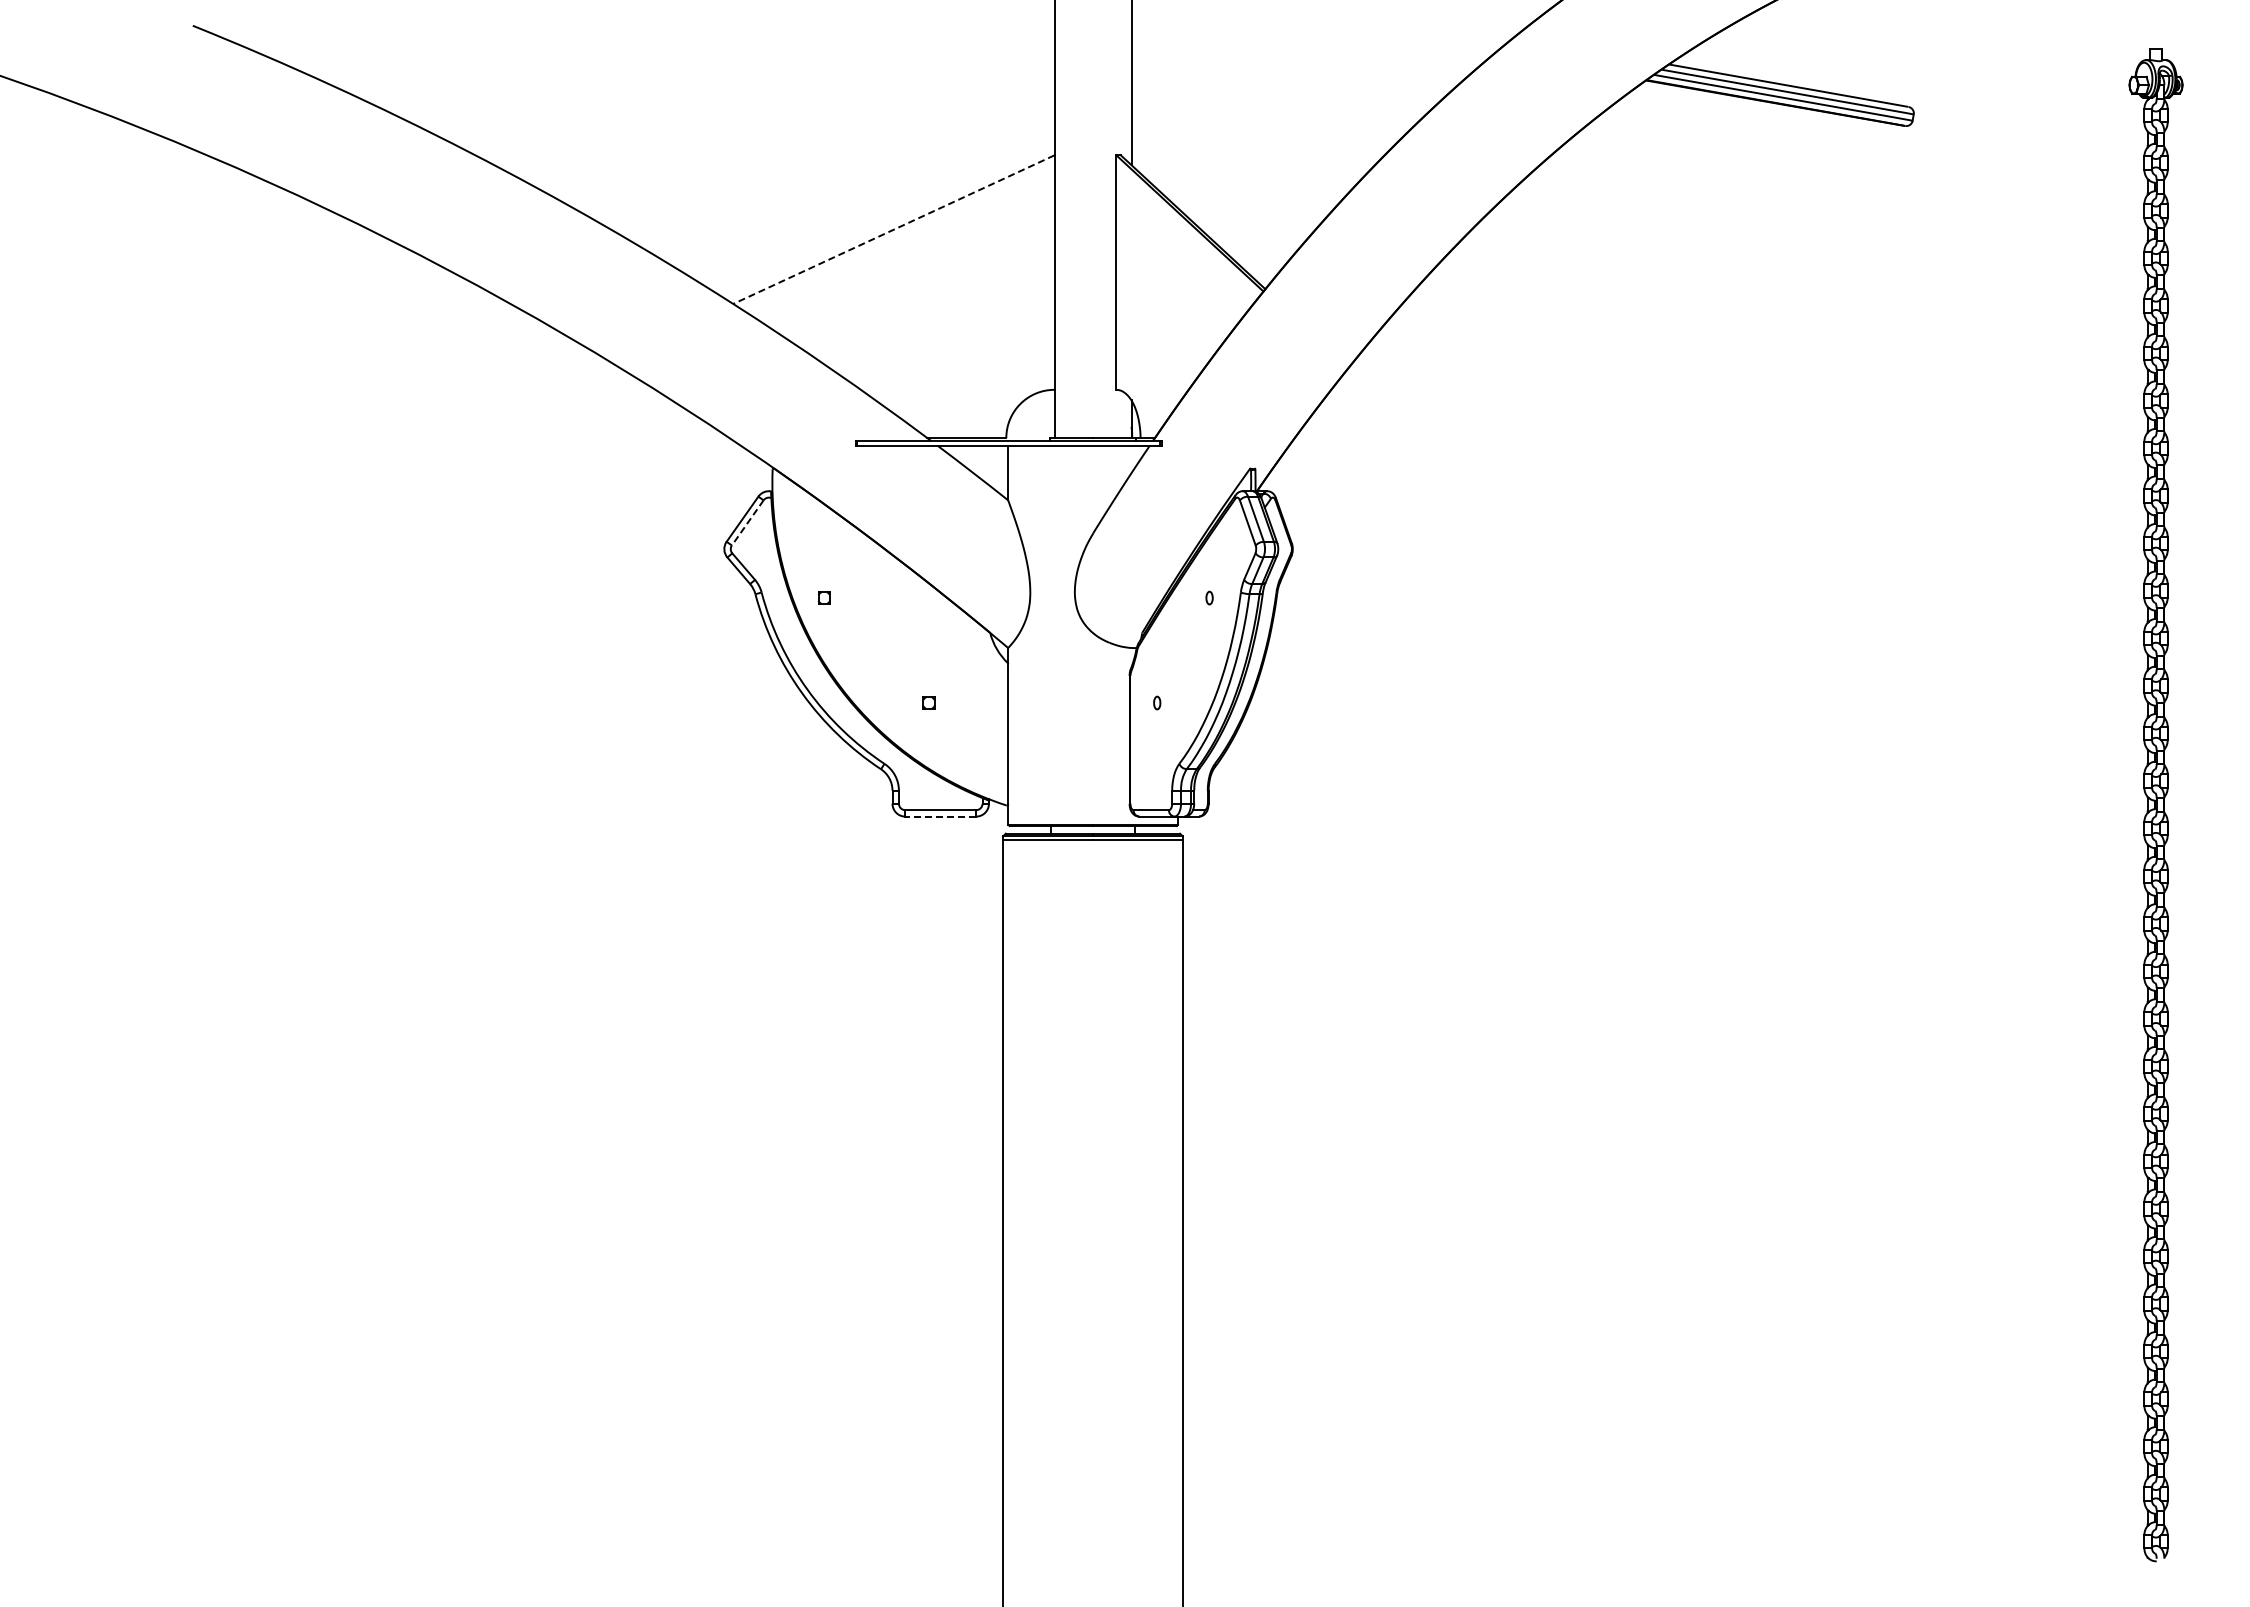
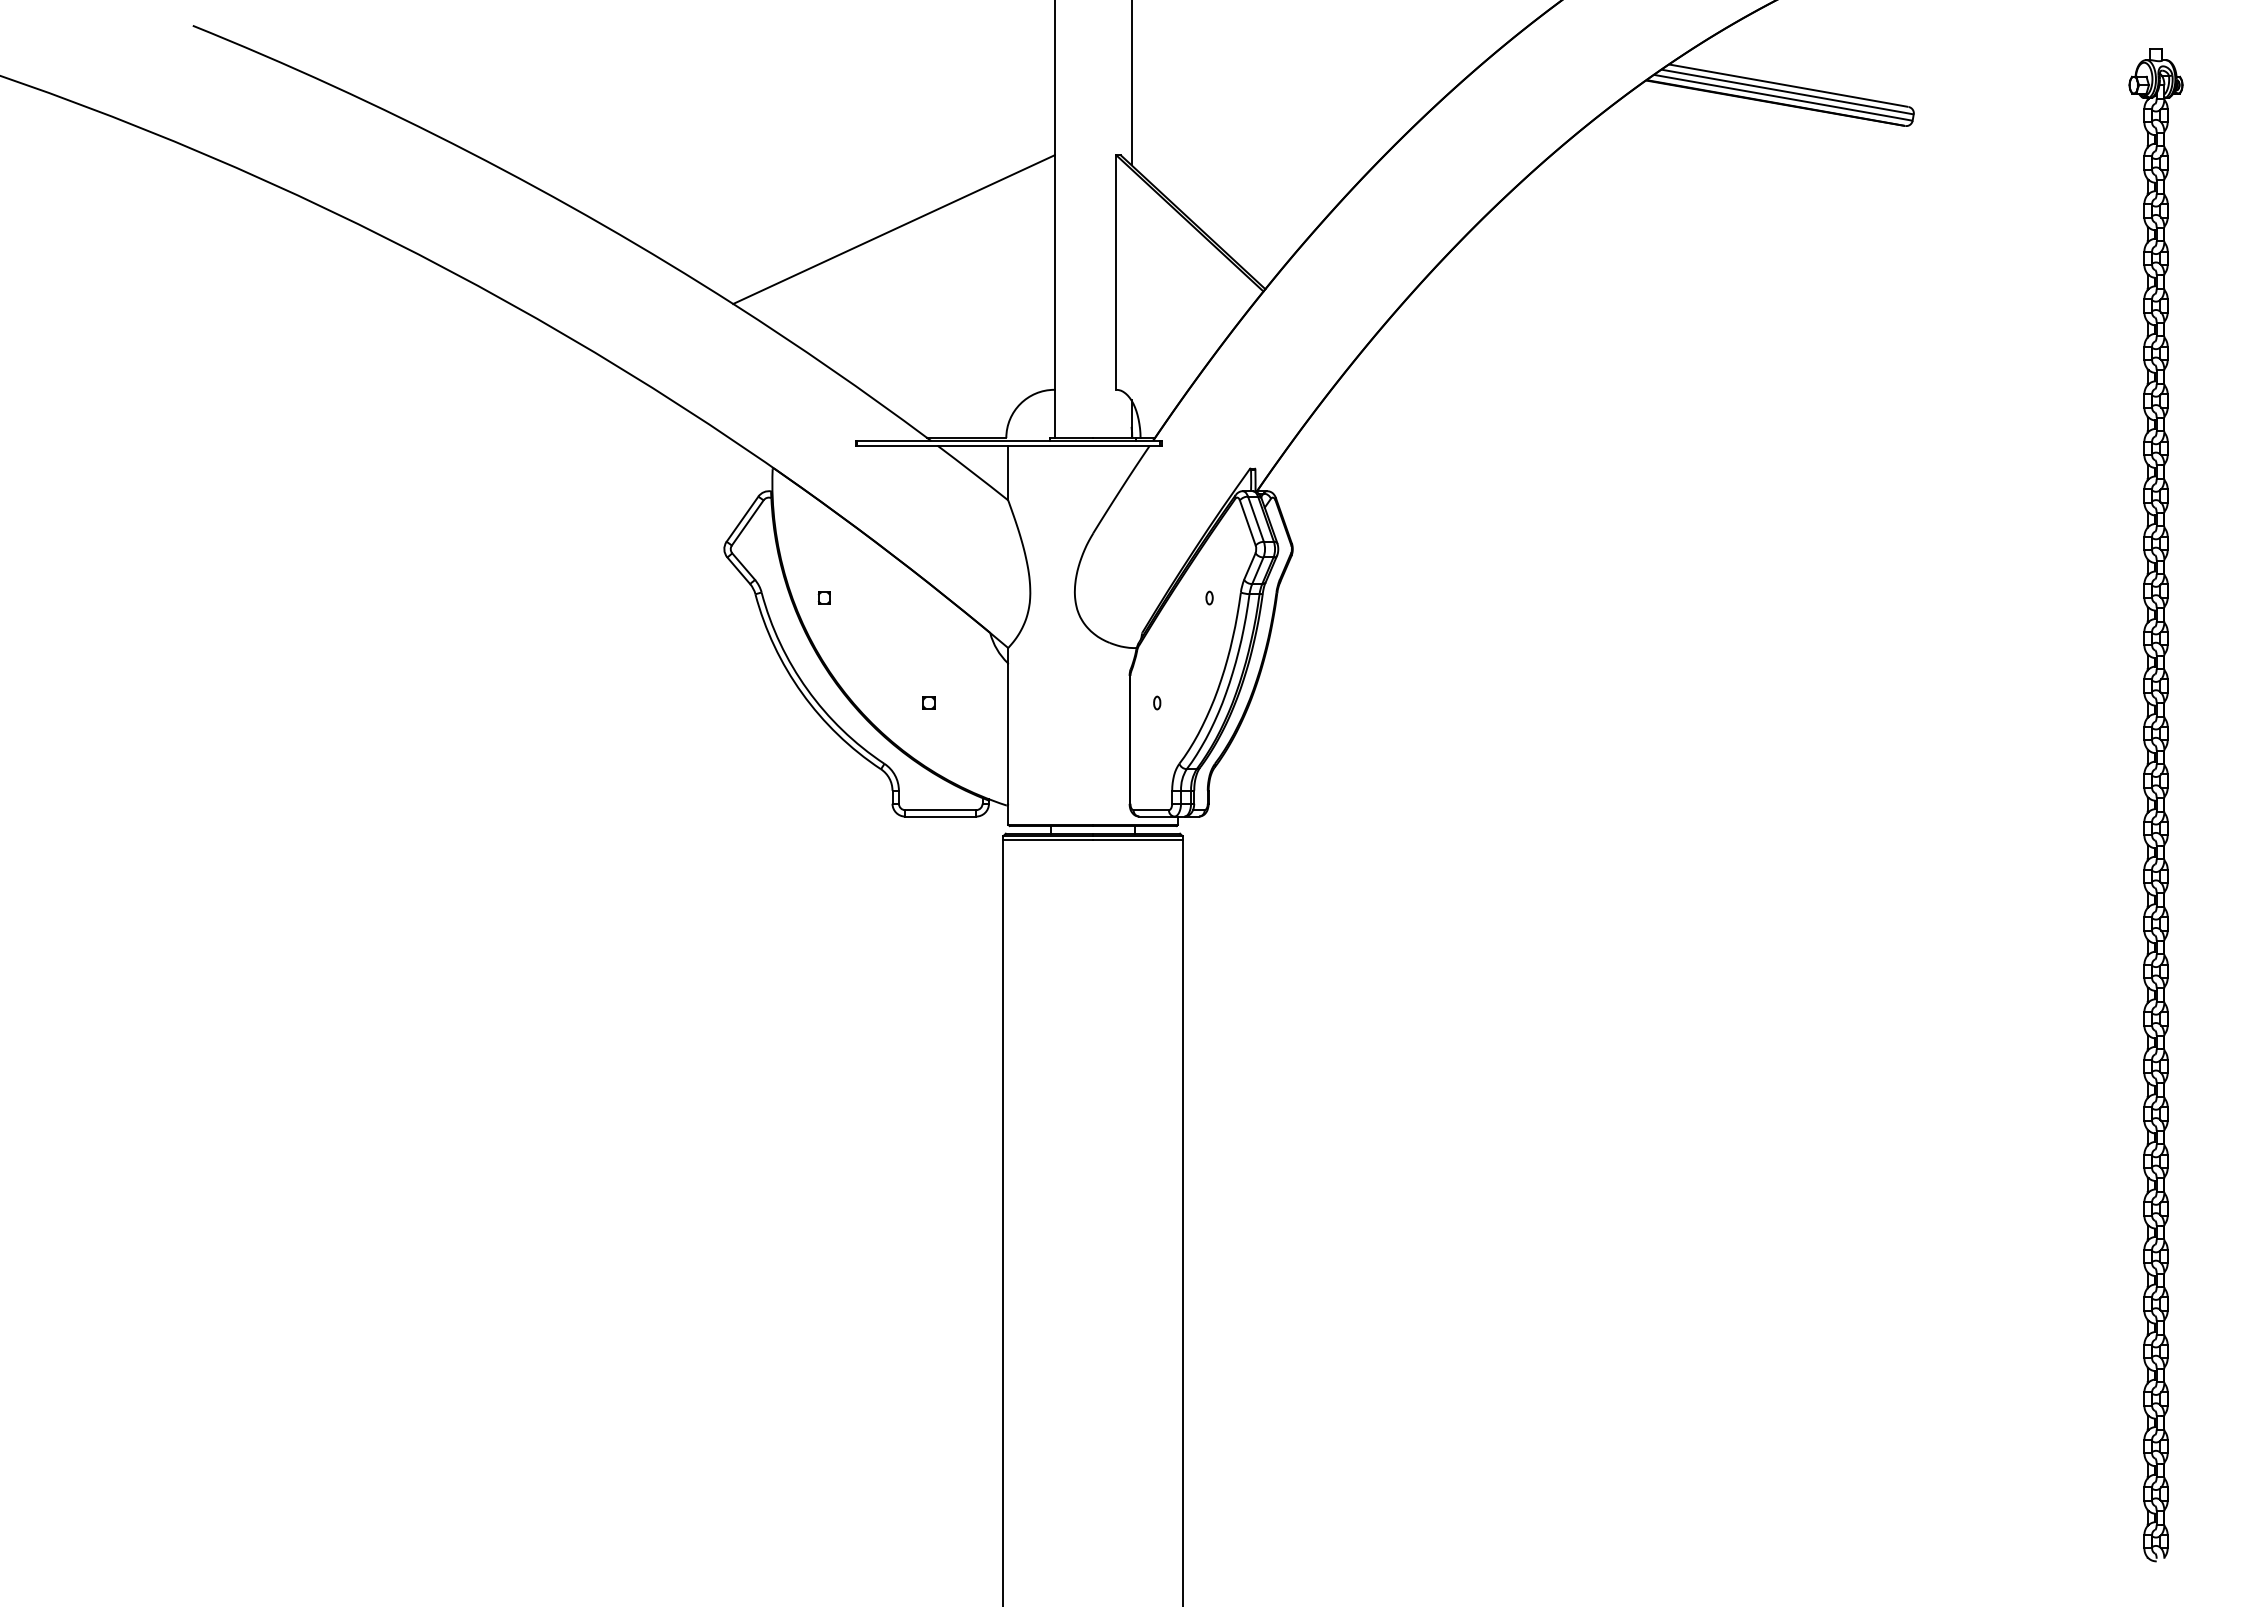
line: dashed -> solid (893, 229)
line: dashed -> solid (747, 522)
line: dashed -> solid (940, 816)
